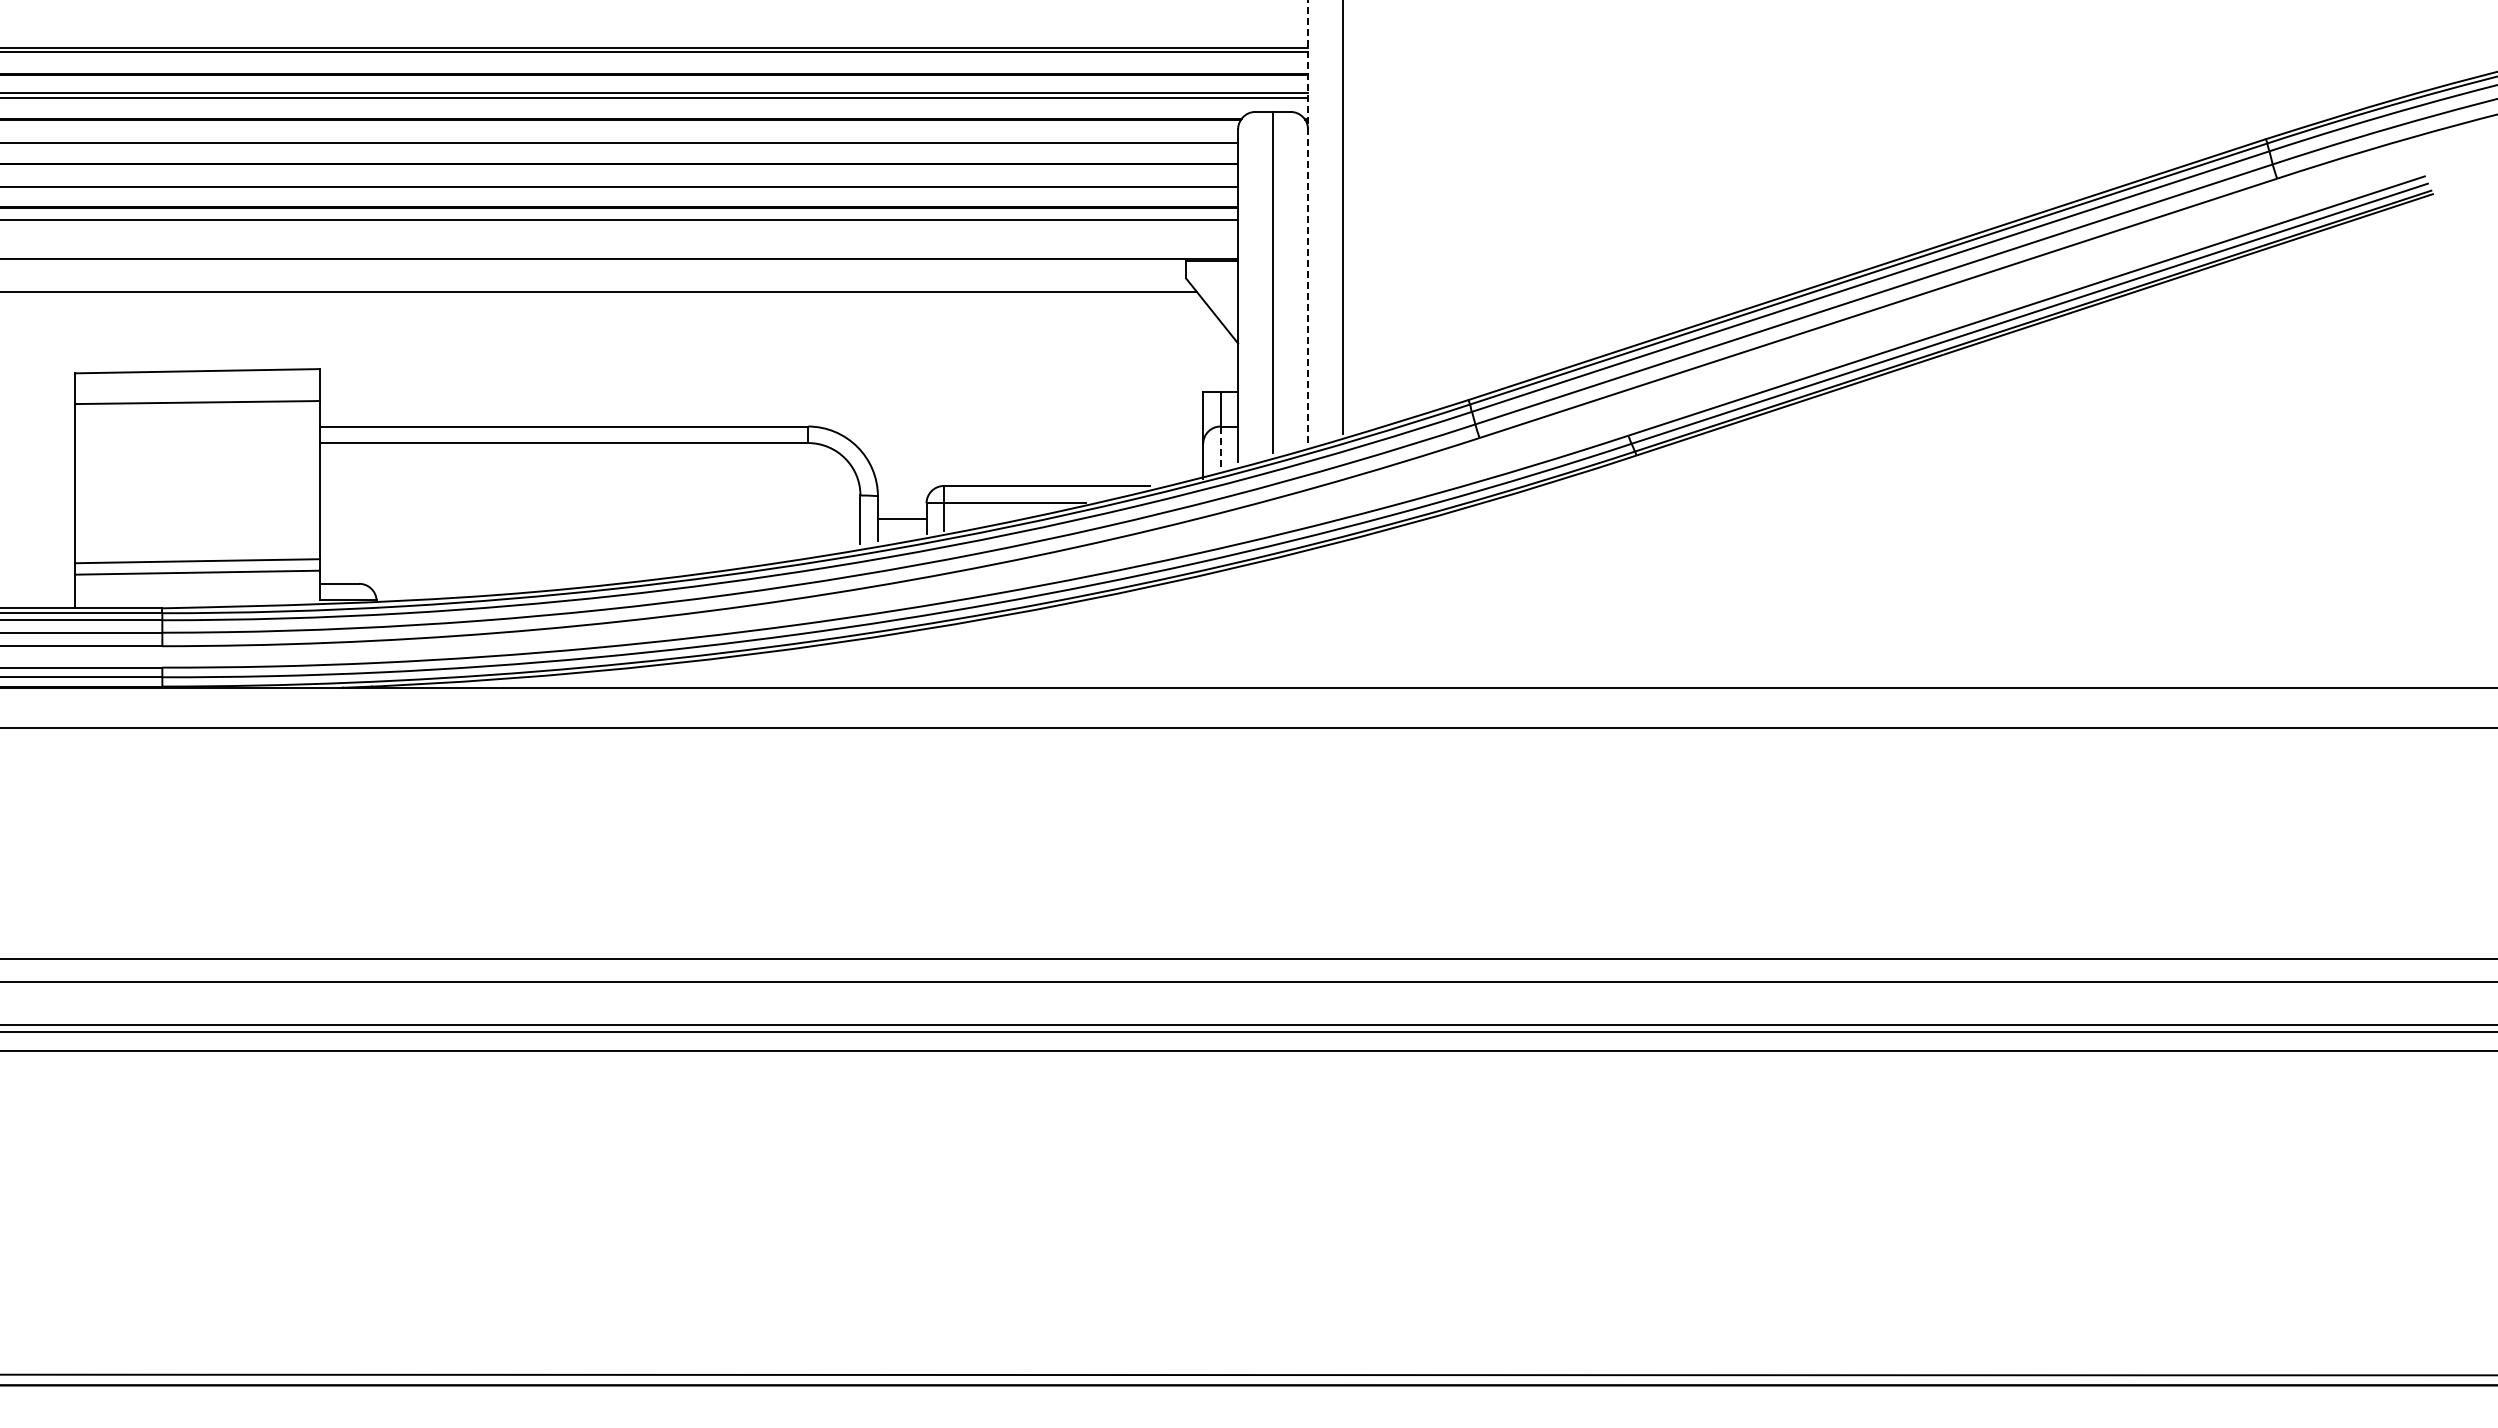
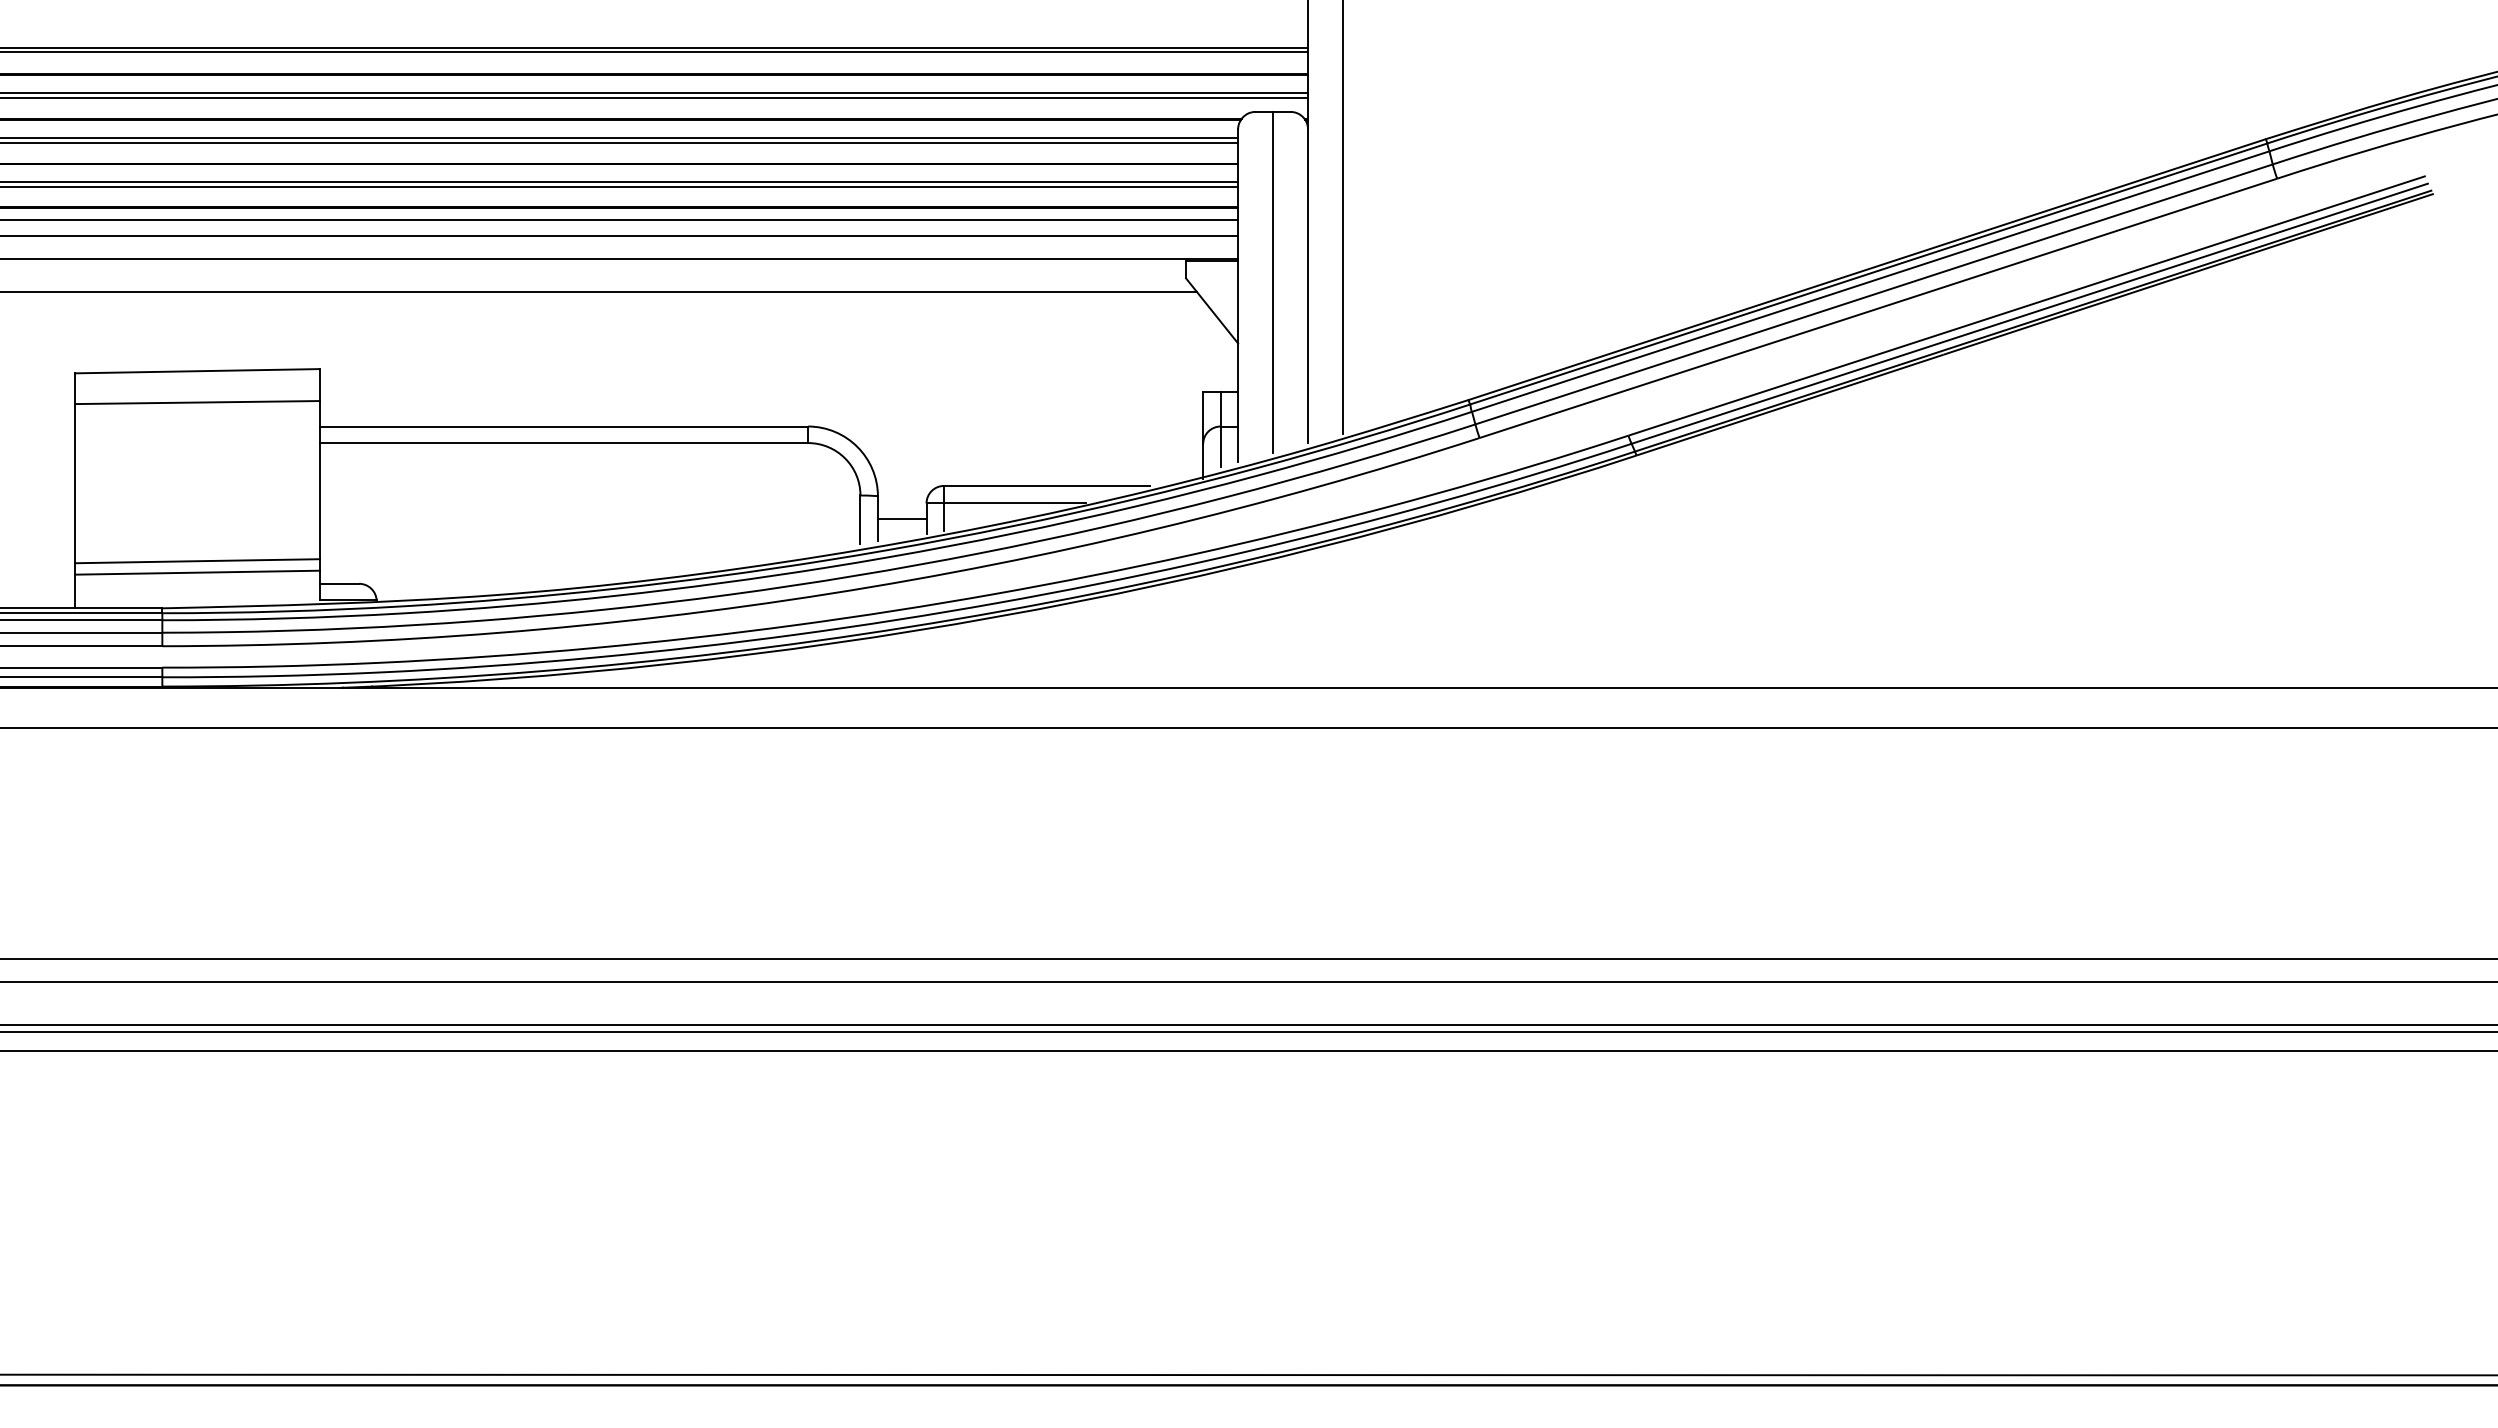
line: none -> present (619, 138)
line: none -> present (619, 182)
line: dashed -> solid (1308, 221)
line: none -> present (619, 236)
line: dashed -> solid (1220, 447)
